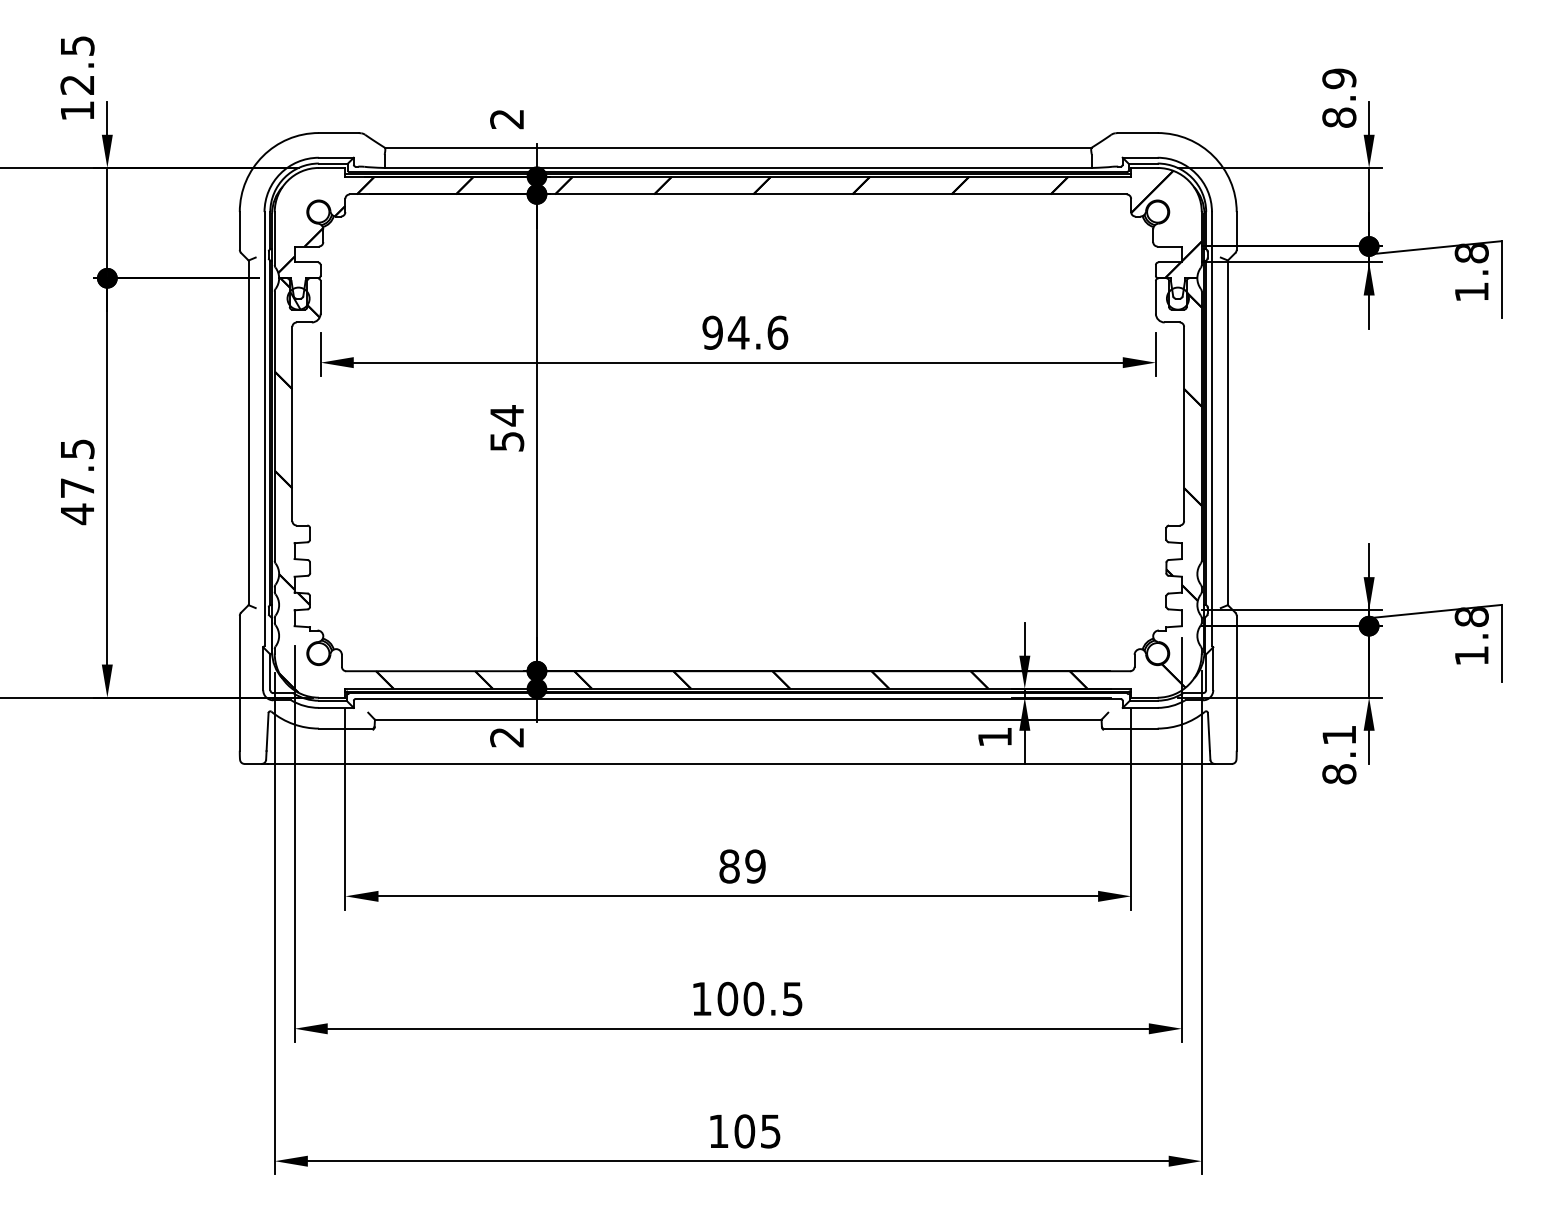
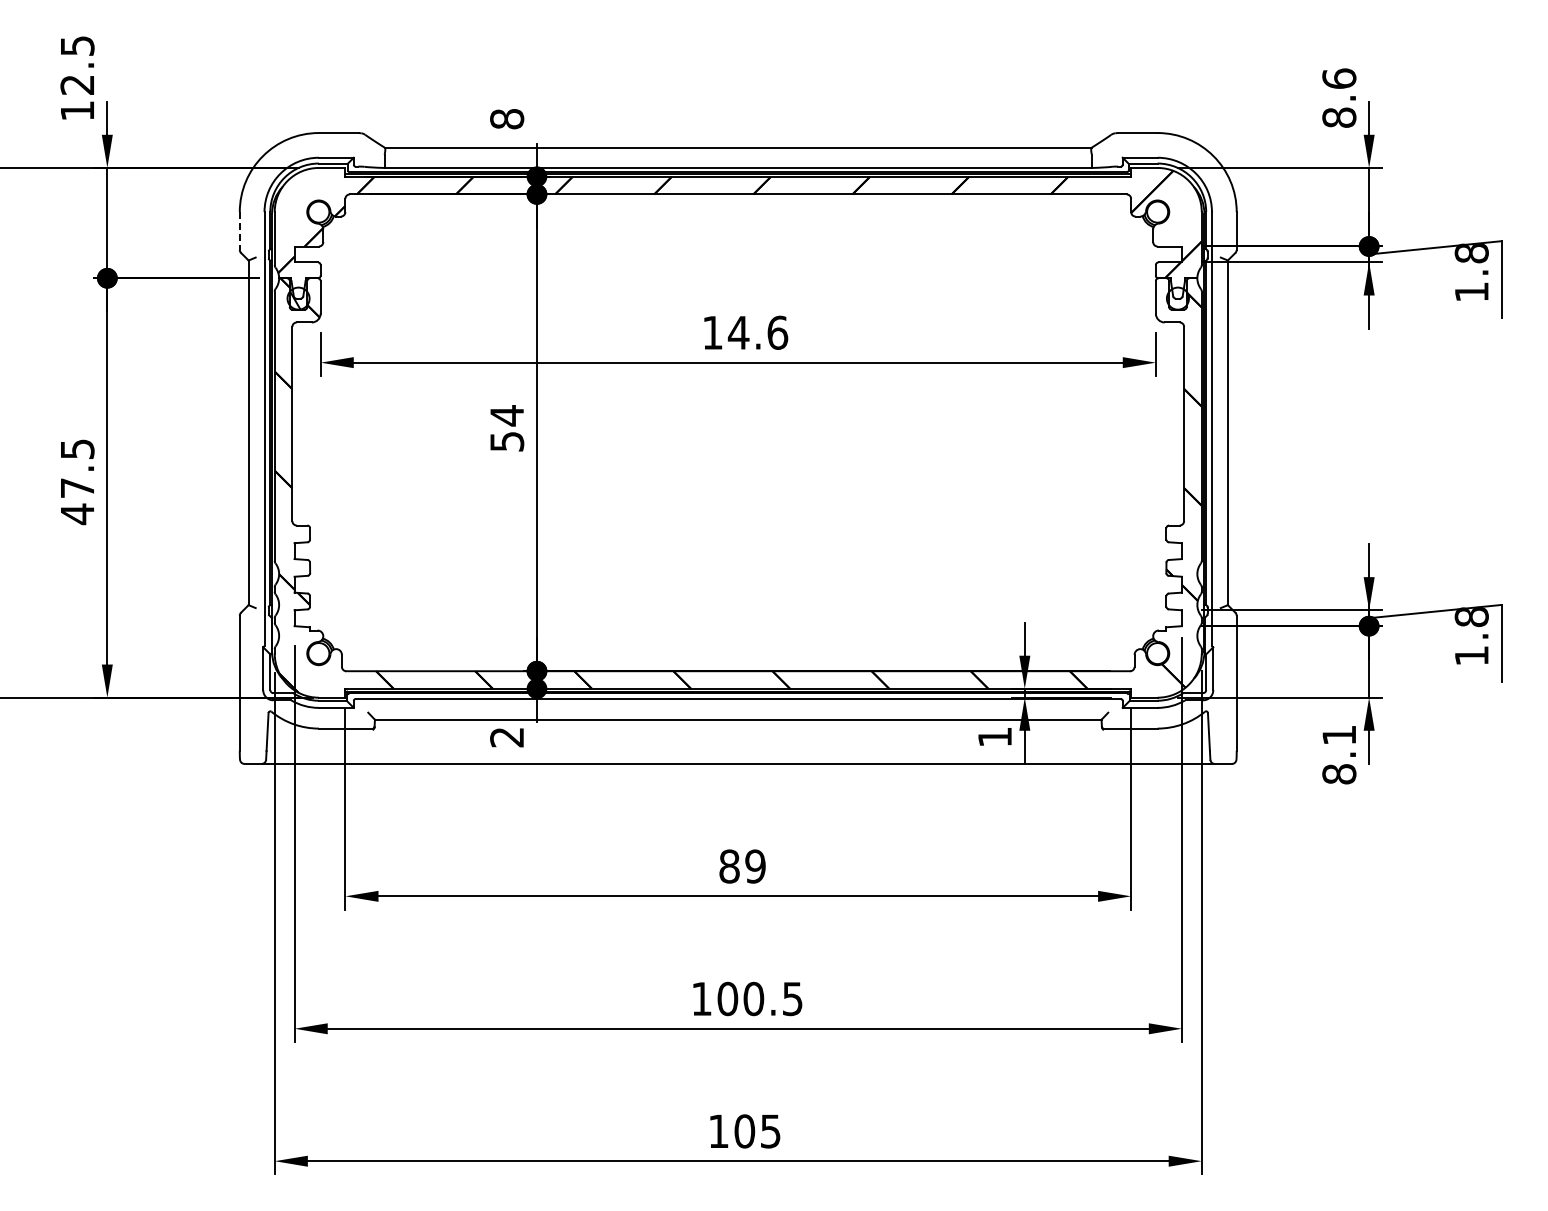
text: 8.9 -> 8.6 (1339, 78)
text: 2 -> 8 (507, 119)
line: solid -> dashed (239, 230)
text: 94.6 -> 14.6 (712, 332)
